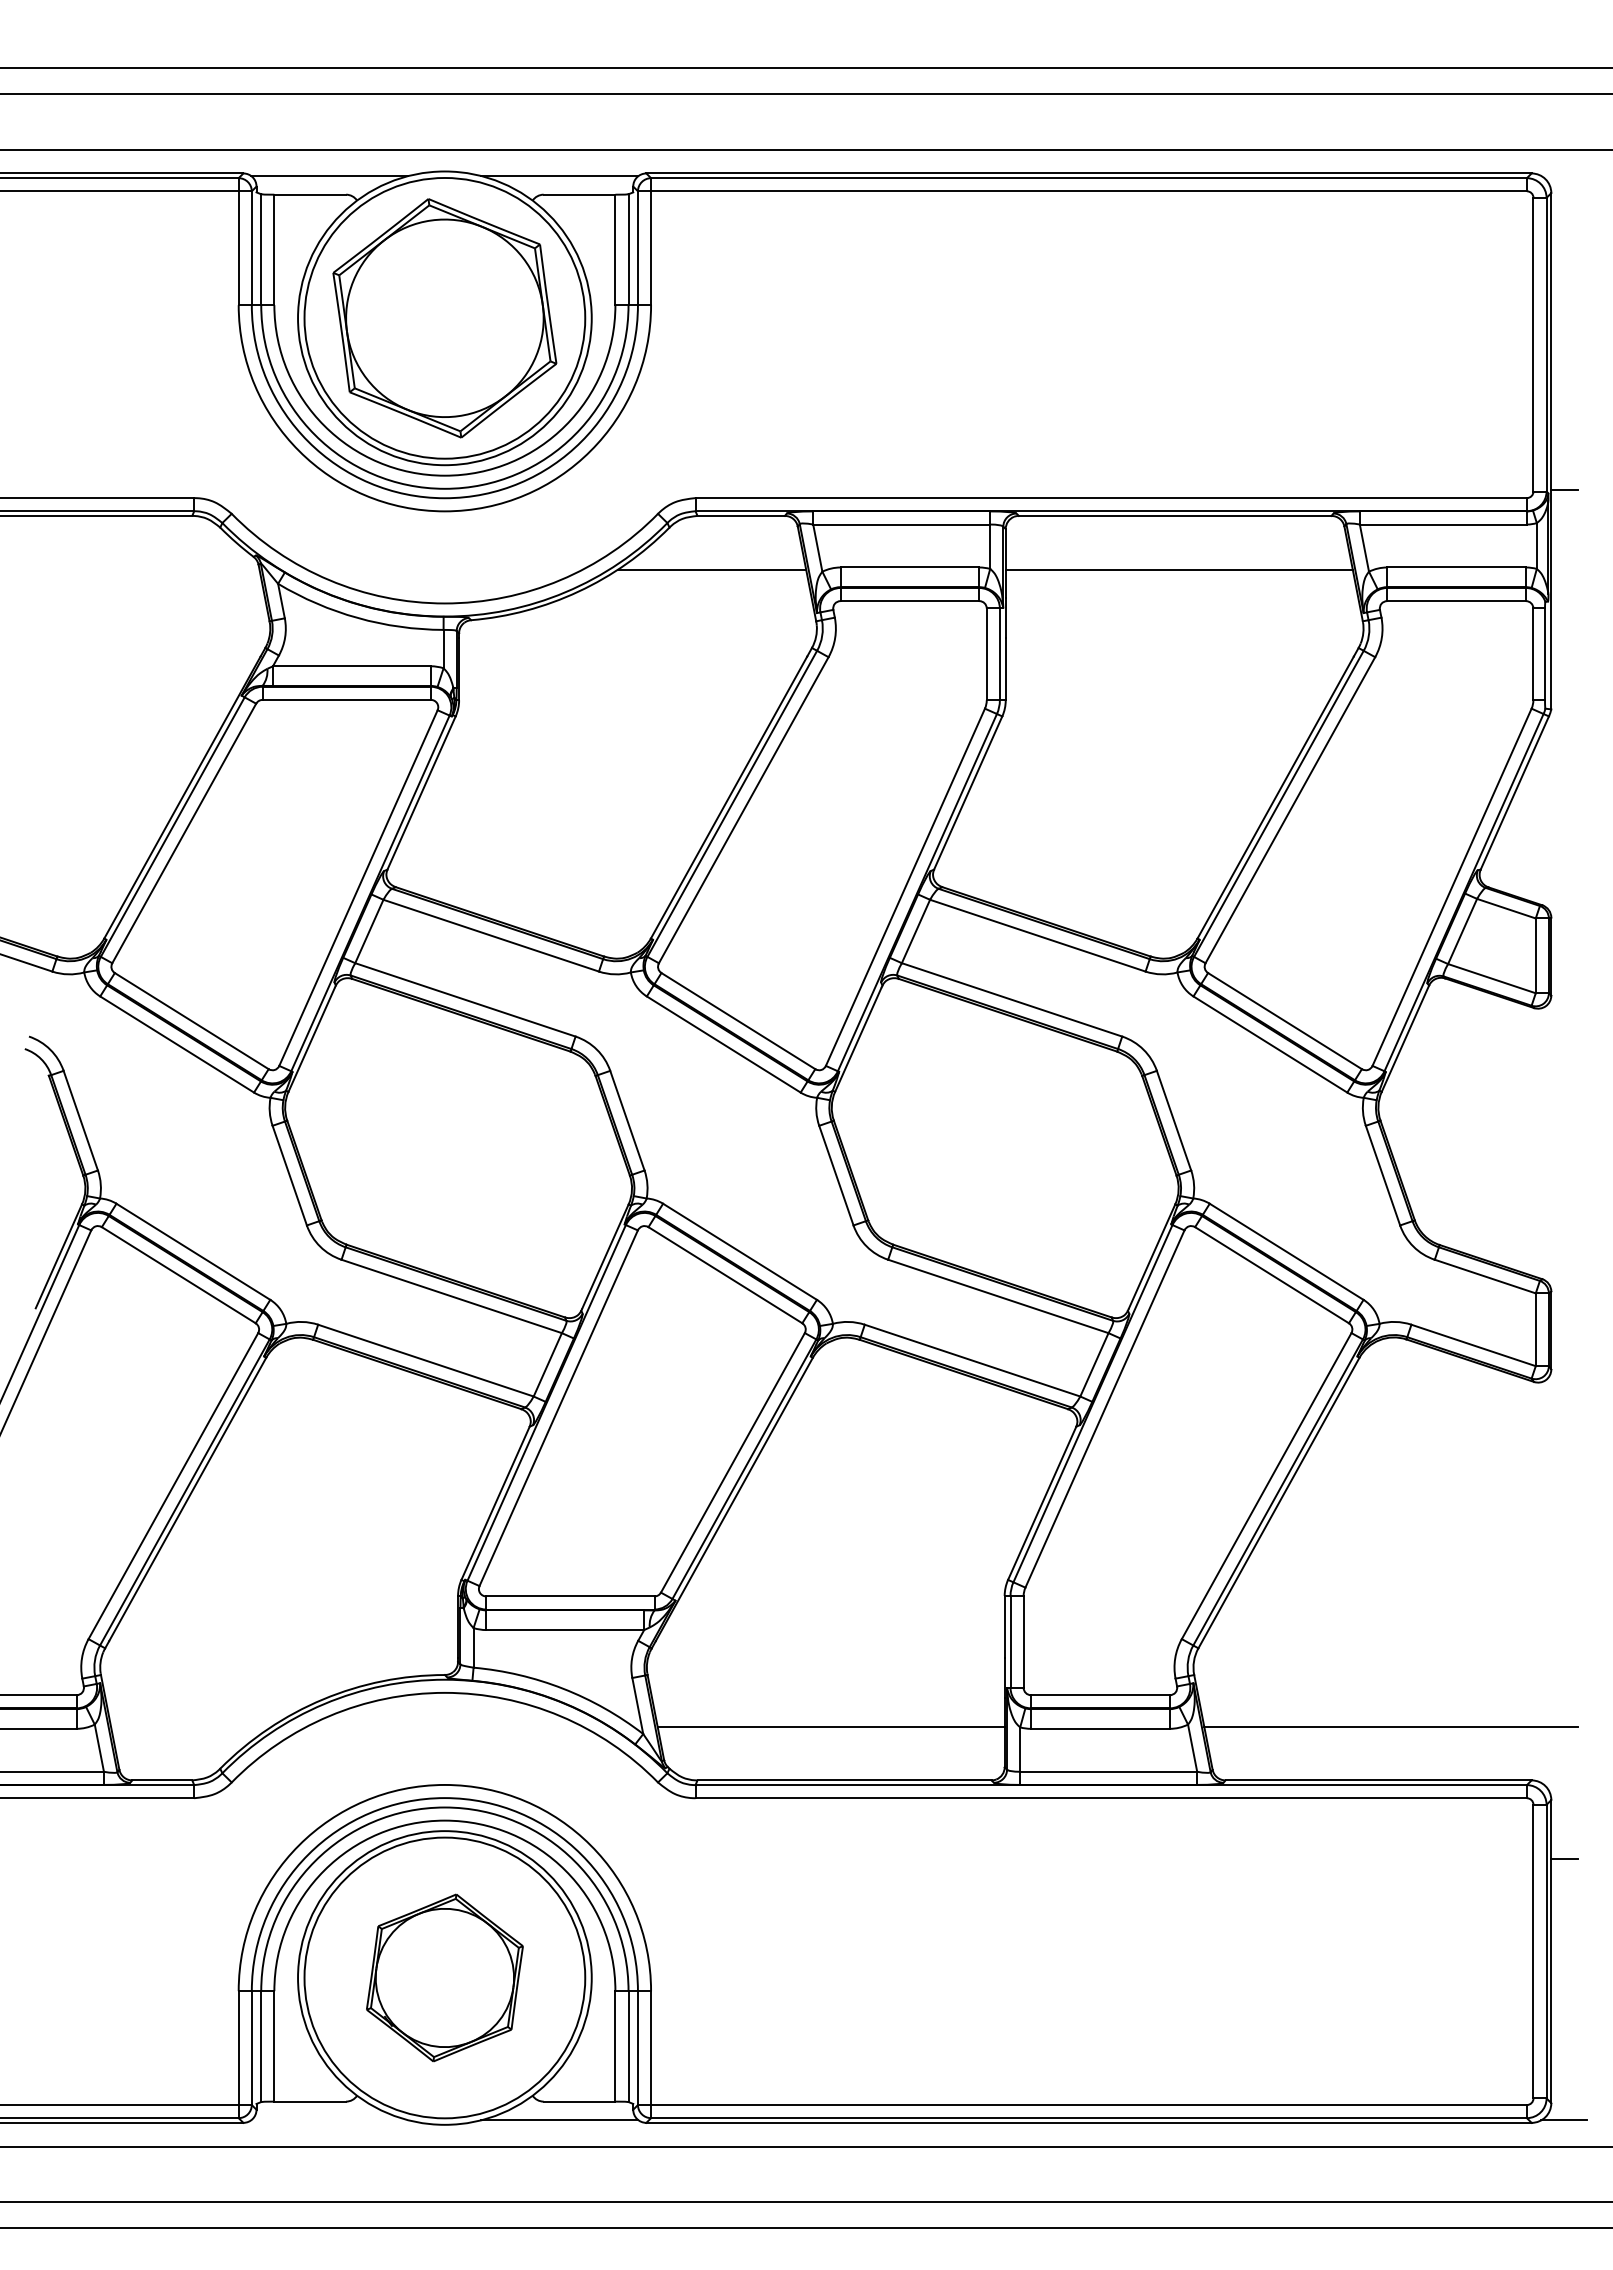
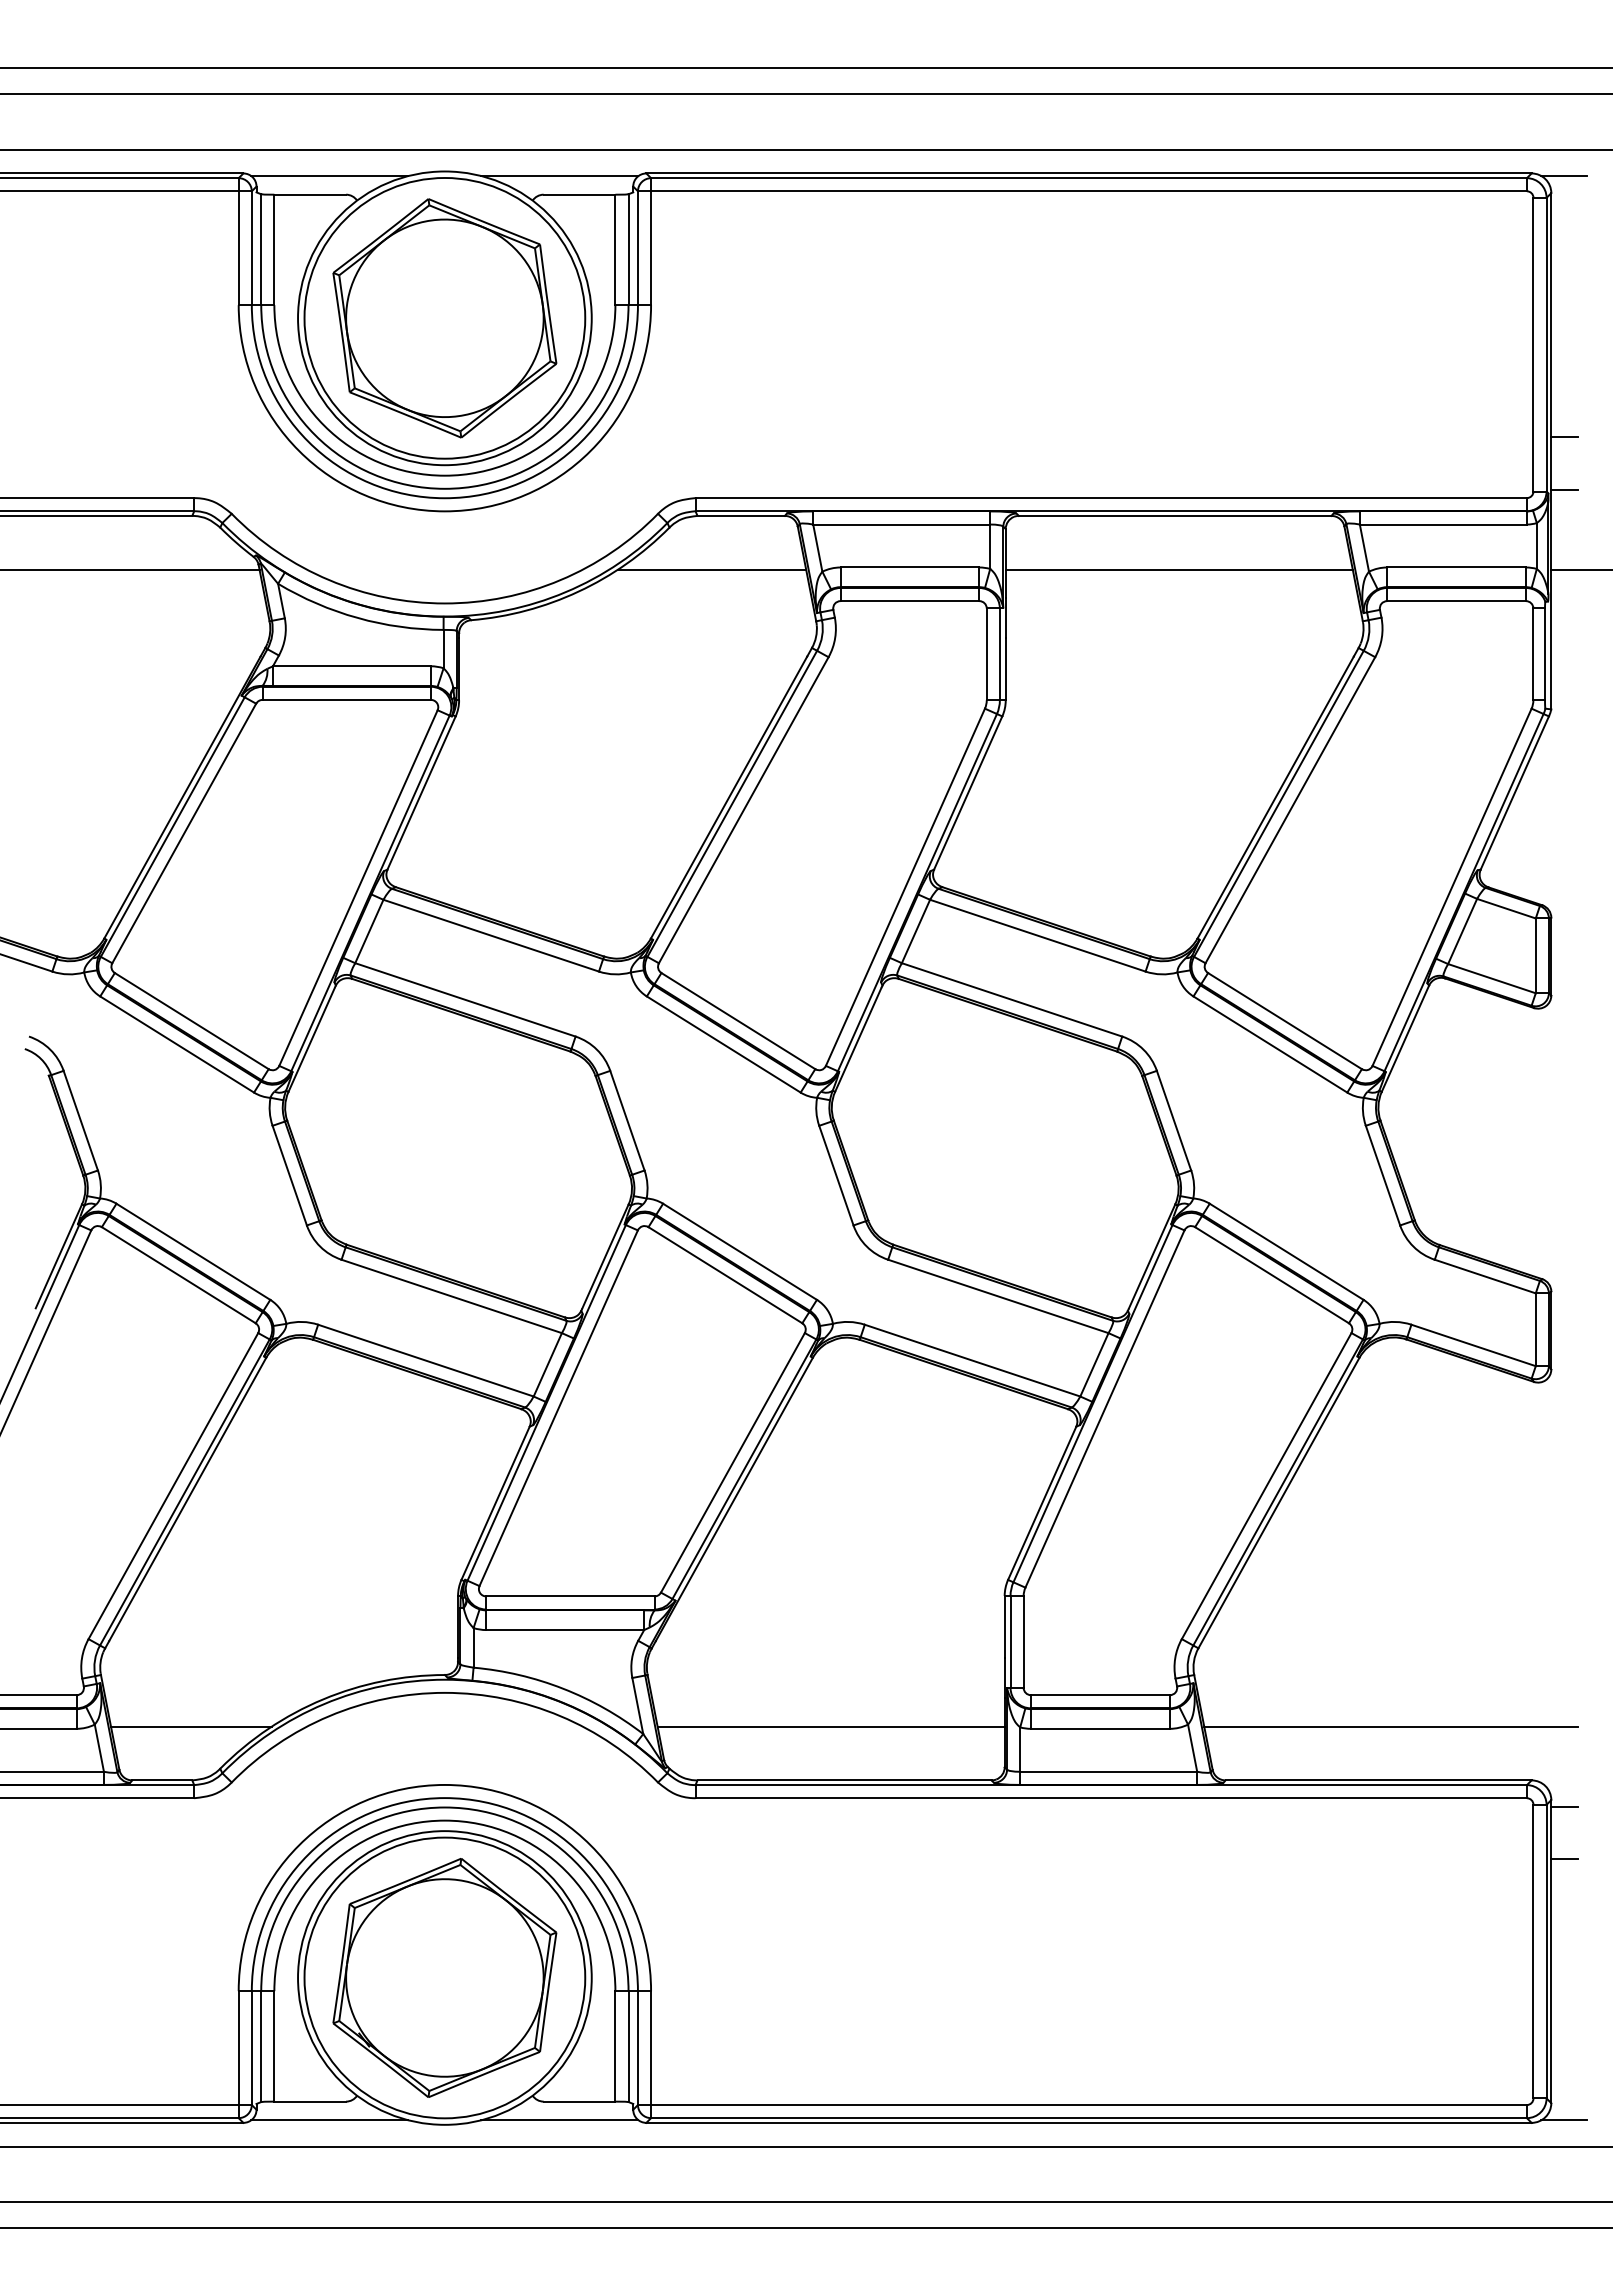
line: none -> present (1564, 176)
line: none -> present (1564, 436)
line: none -> present (130, 569)
line: none -> present (1580, 569)
line: none -> present (191, 1726)
line: none -> present (1564, 1806)
part size: 158x170 px -> 226x240 px (444, 1977)
line: none -> present (329, 2120)
